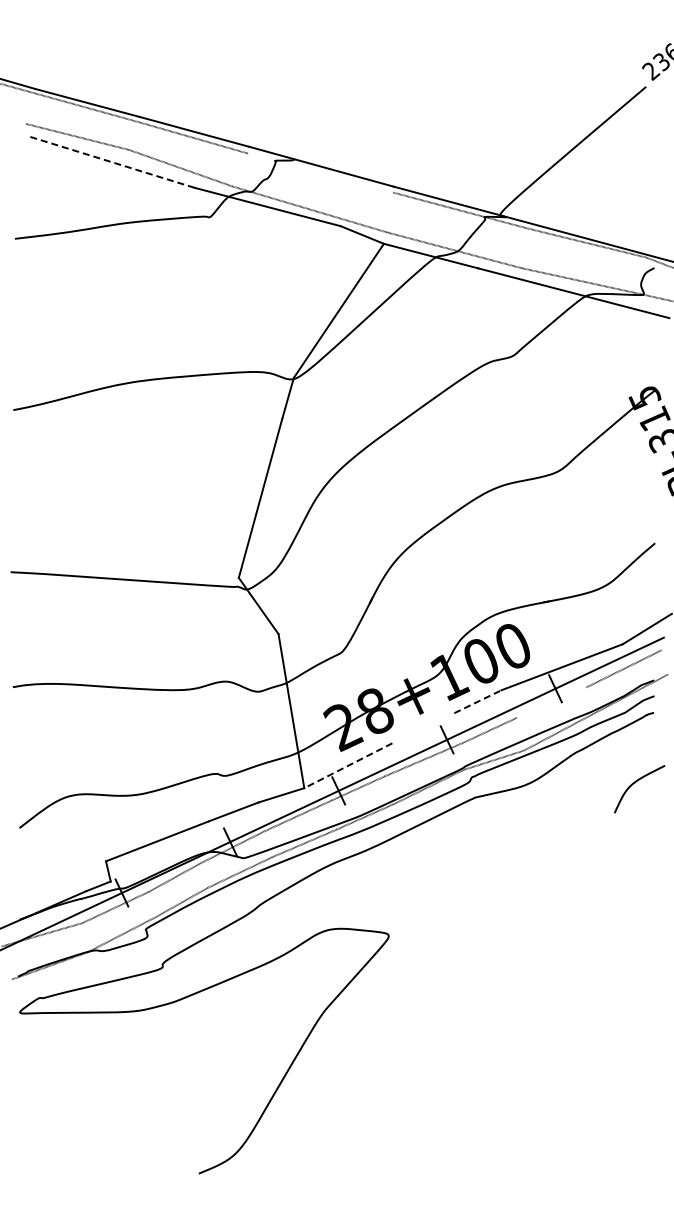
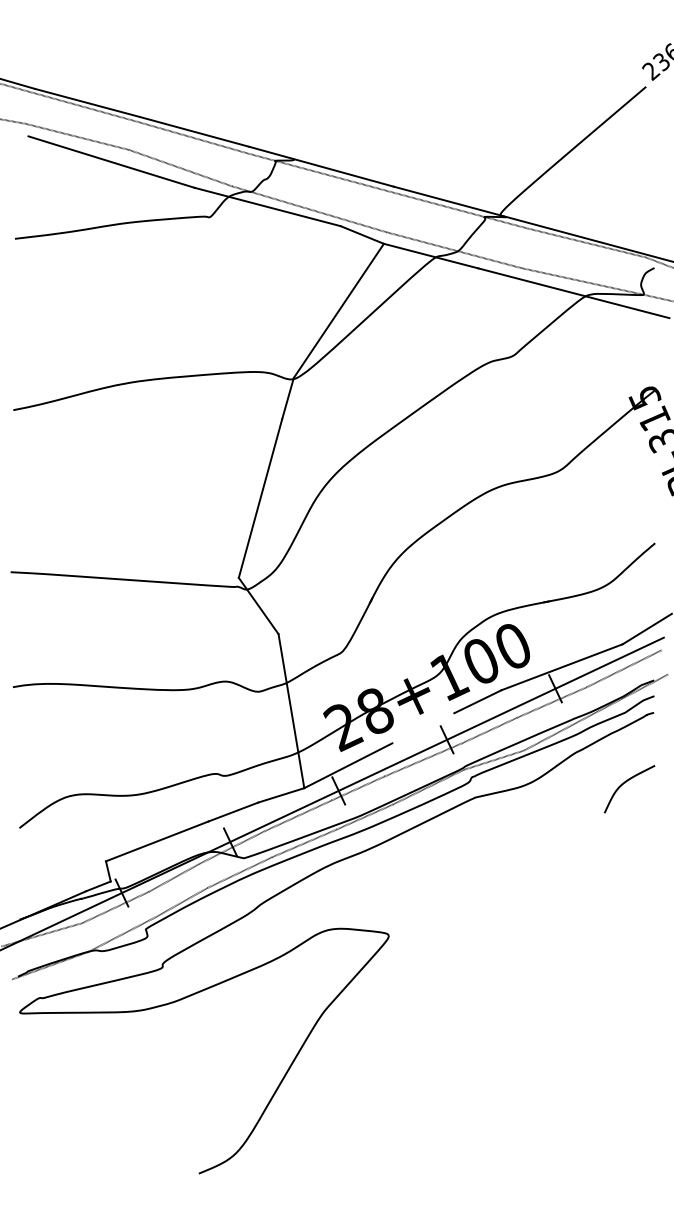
line: none -> present (13, 121)
line: dashed -> solid (111, 162)
line: none -> present (320, 172)
line: dashed -> solid (478, 701)
line: none -> present (551, 702)
line: dashed -> solid (347, 765)
curve position: (635, 783) -> (625, 783) (625, 783)
